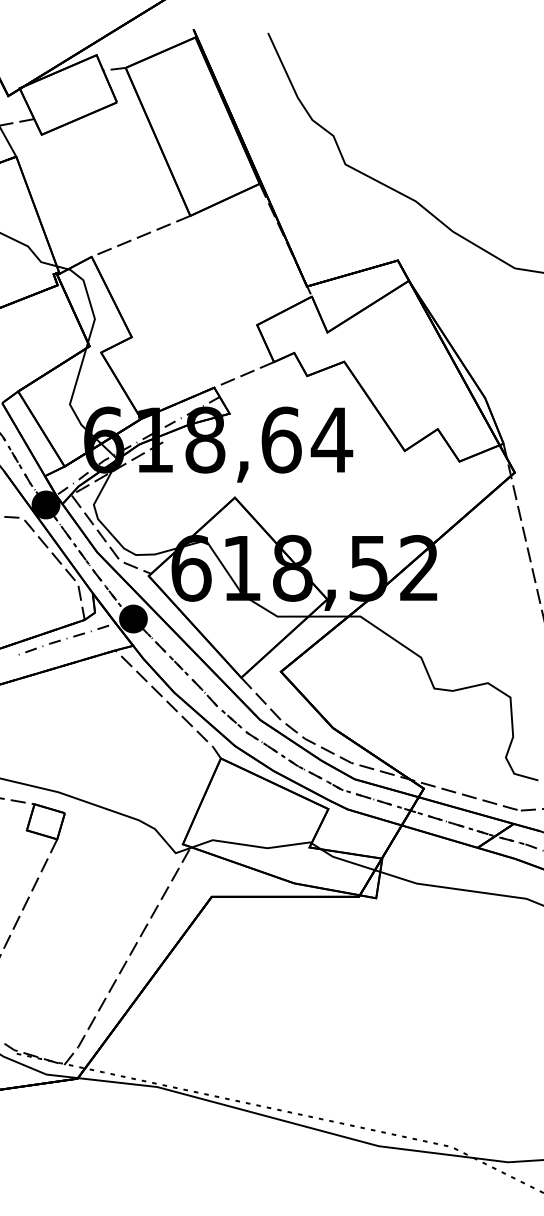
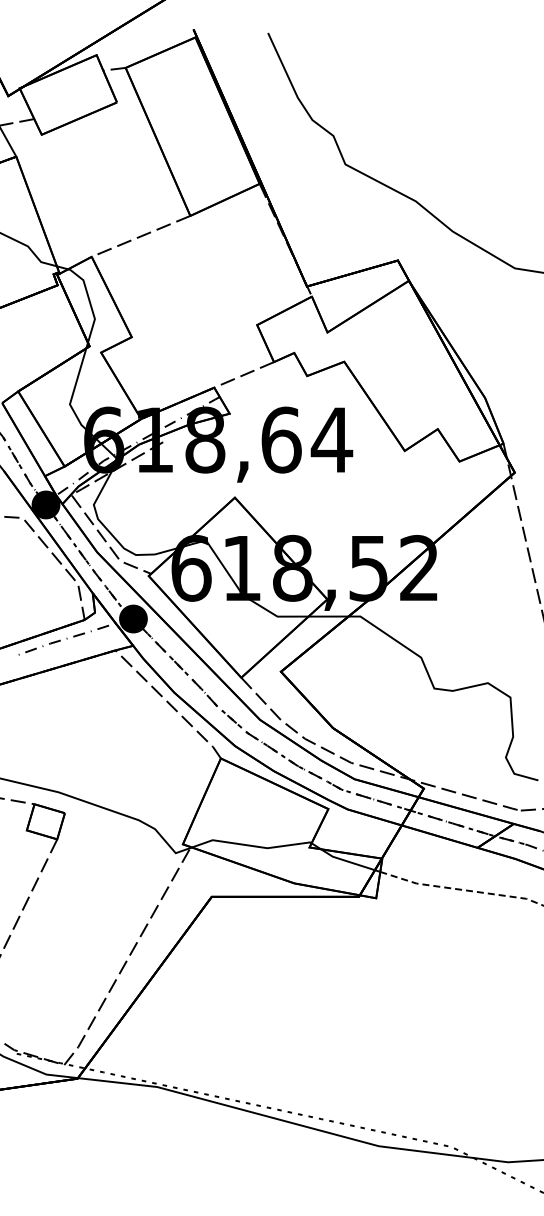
line: solid -> dashed (462, 889)
